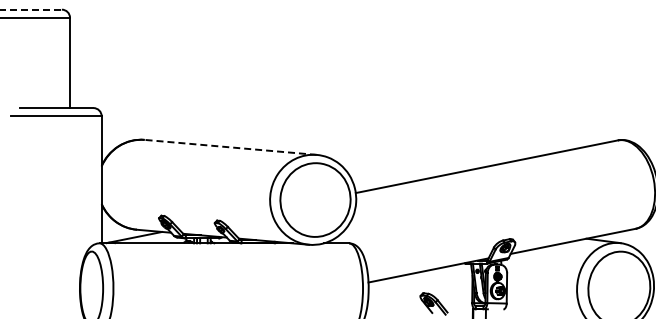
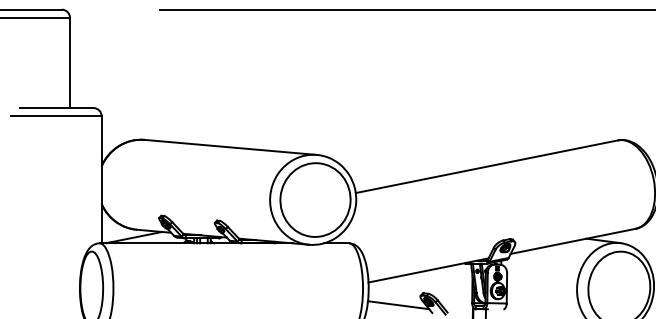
line: dashed -> solid (30, 9)
line: none -> present (406, 9)
line: dashed -> solid (230, 147)
line: none -> present (398, 305)
